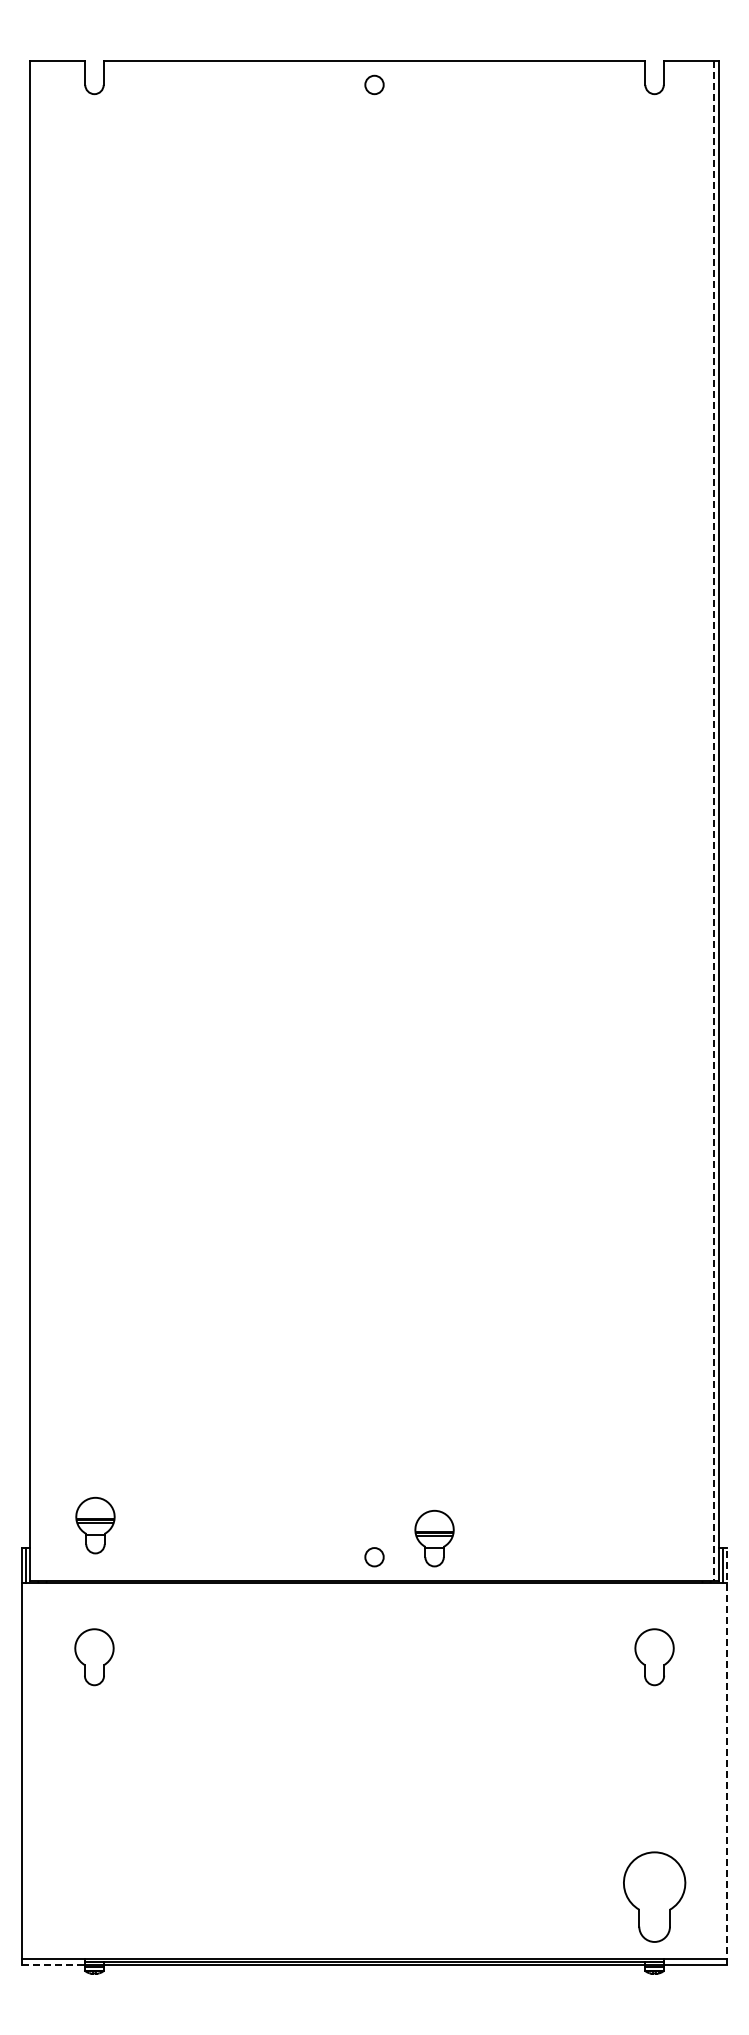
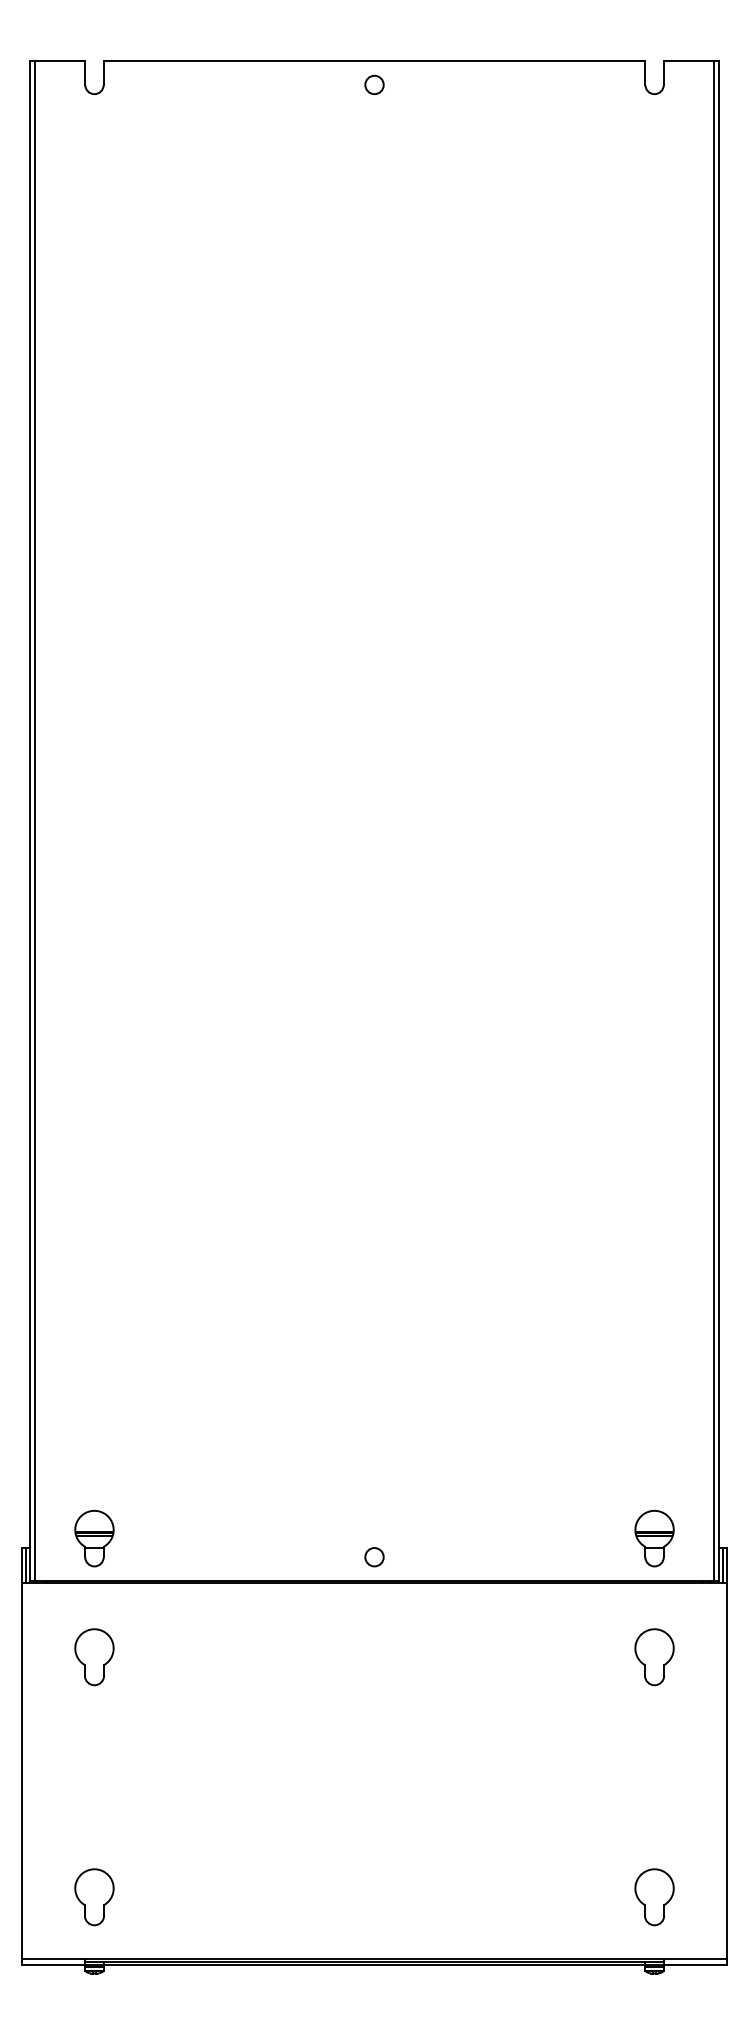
line: none -> present (35, 820)
line: dashed -> solid (713, 821)
part position: (95, 1525) -> (94, 1538) (94, 1538)
part position: (434, 1538) -> (654, 1538) (654, 1538)
line: dashed -> solid (726, 1756)
part size: 64x92 px -> 41x59 px (654, 1897)
part: none -> present (94, 1897)
line: dashed -> solid (54, 1964)
